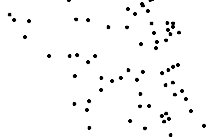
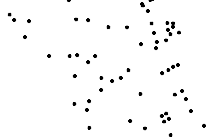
part: present -> none (131, 11)
part: present -> none (139, 75)
part: present -> none (168, 83)
part: present -> none (144, 105)
